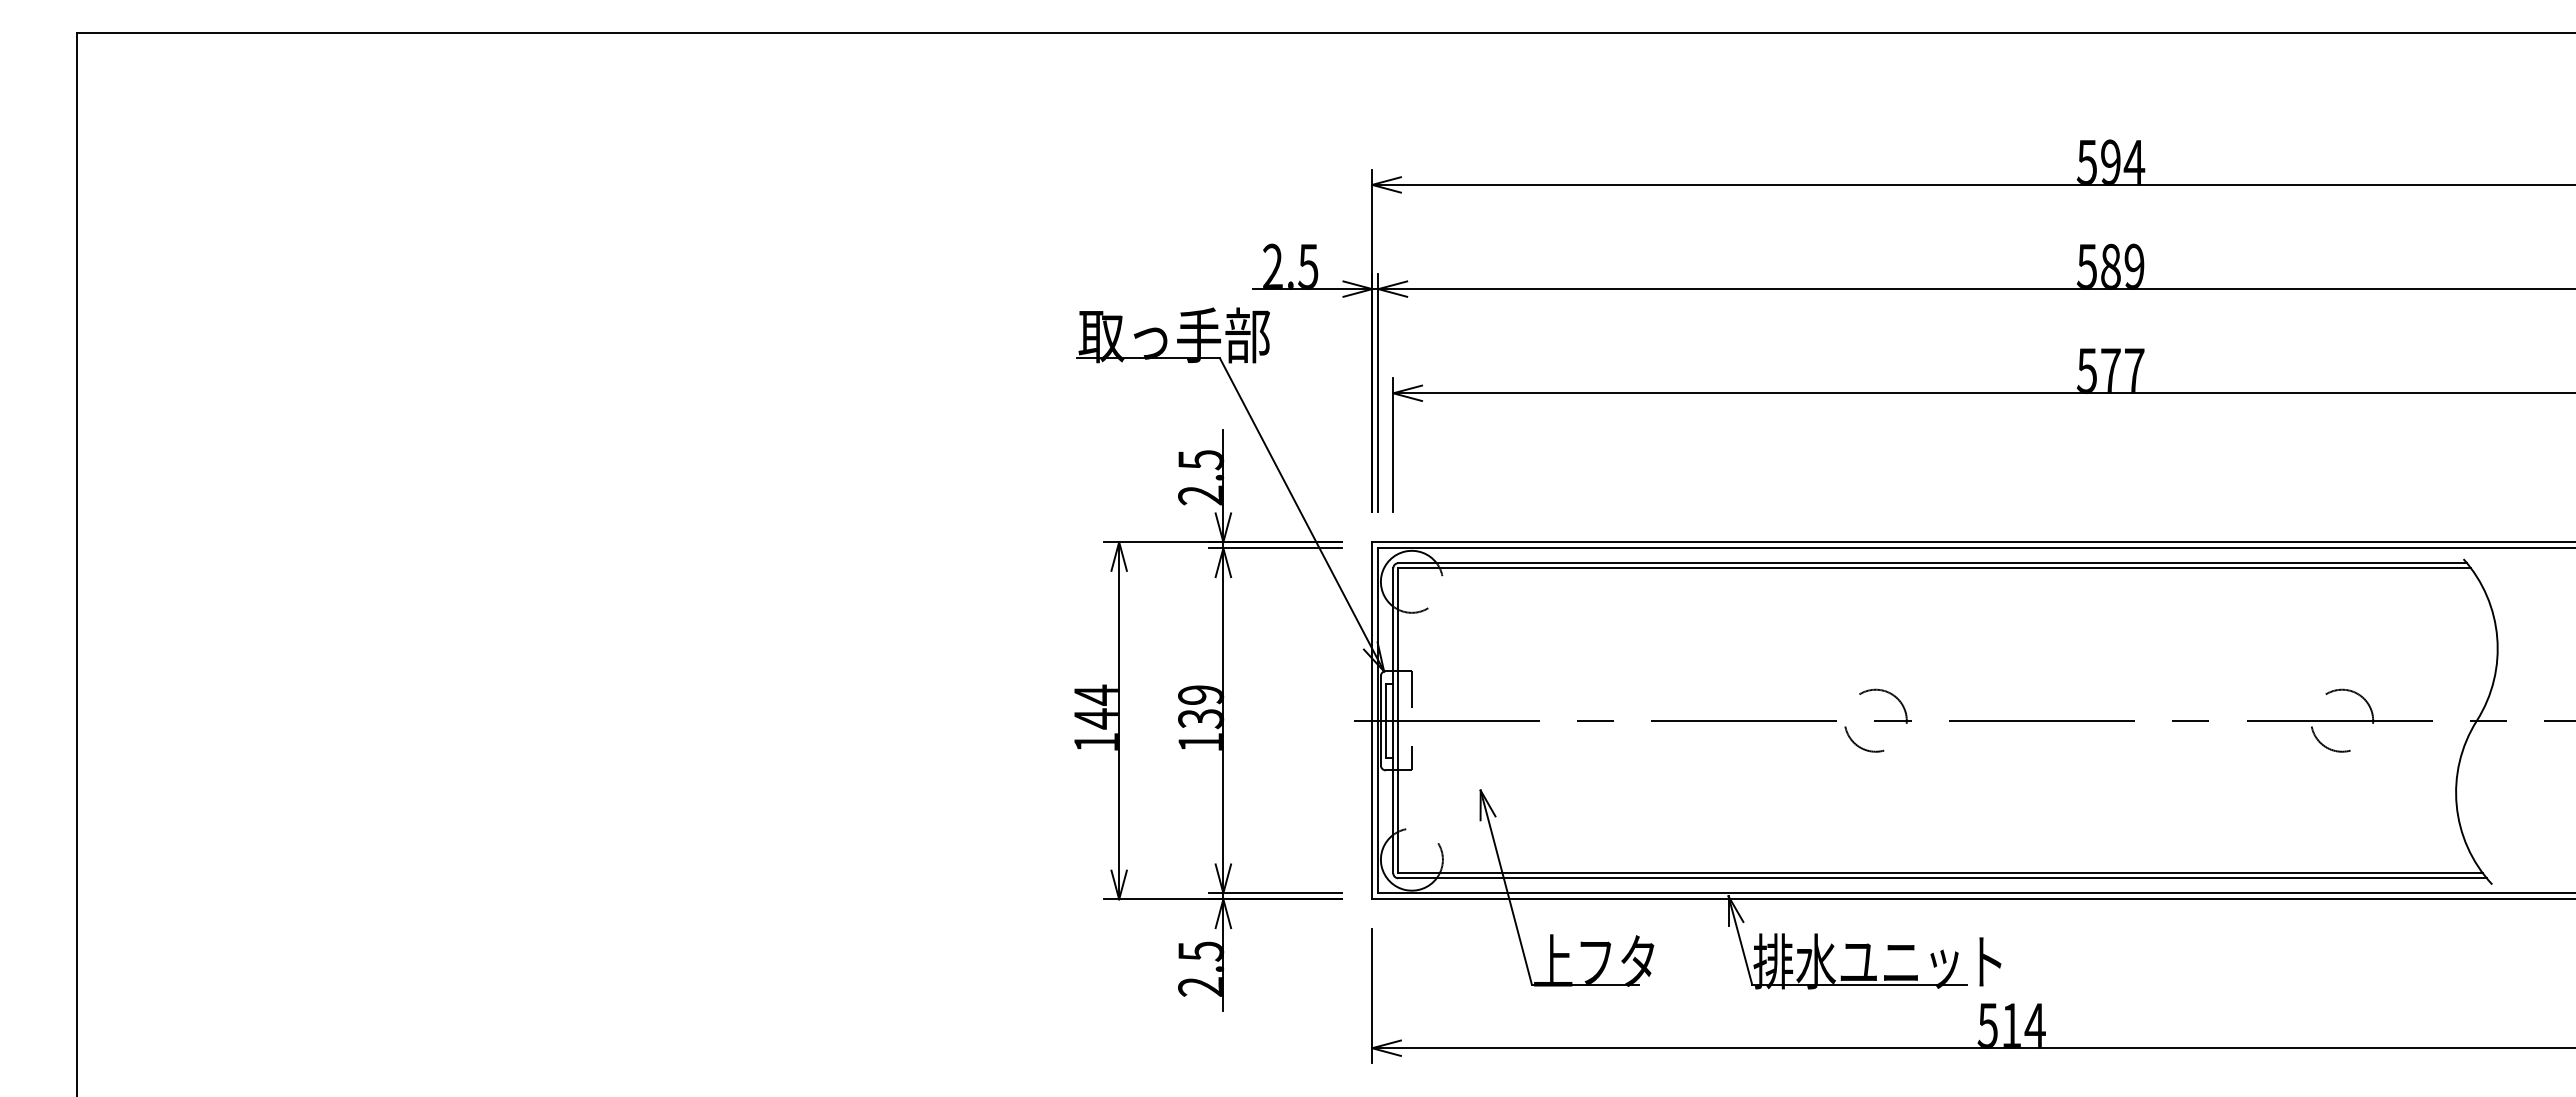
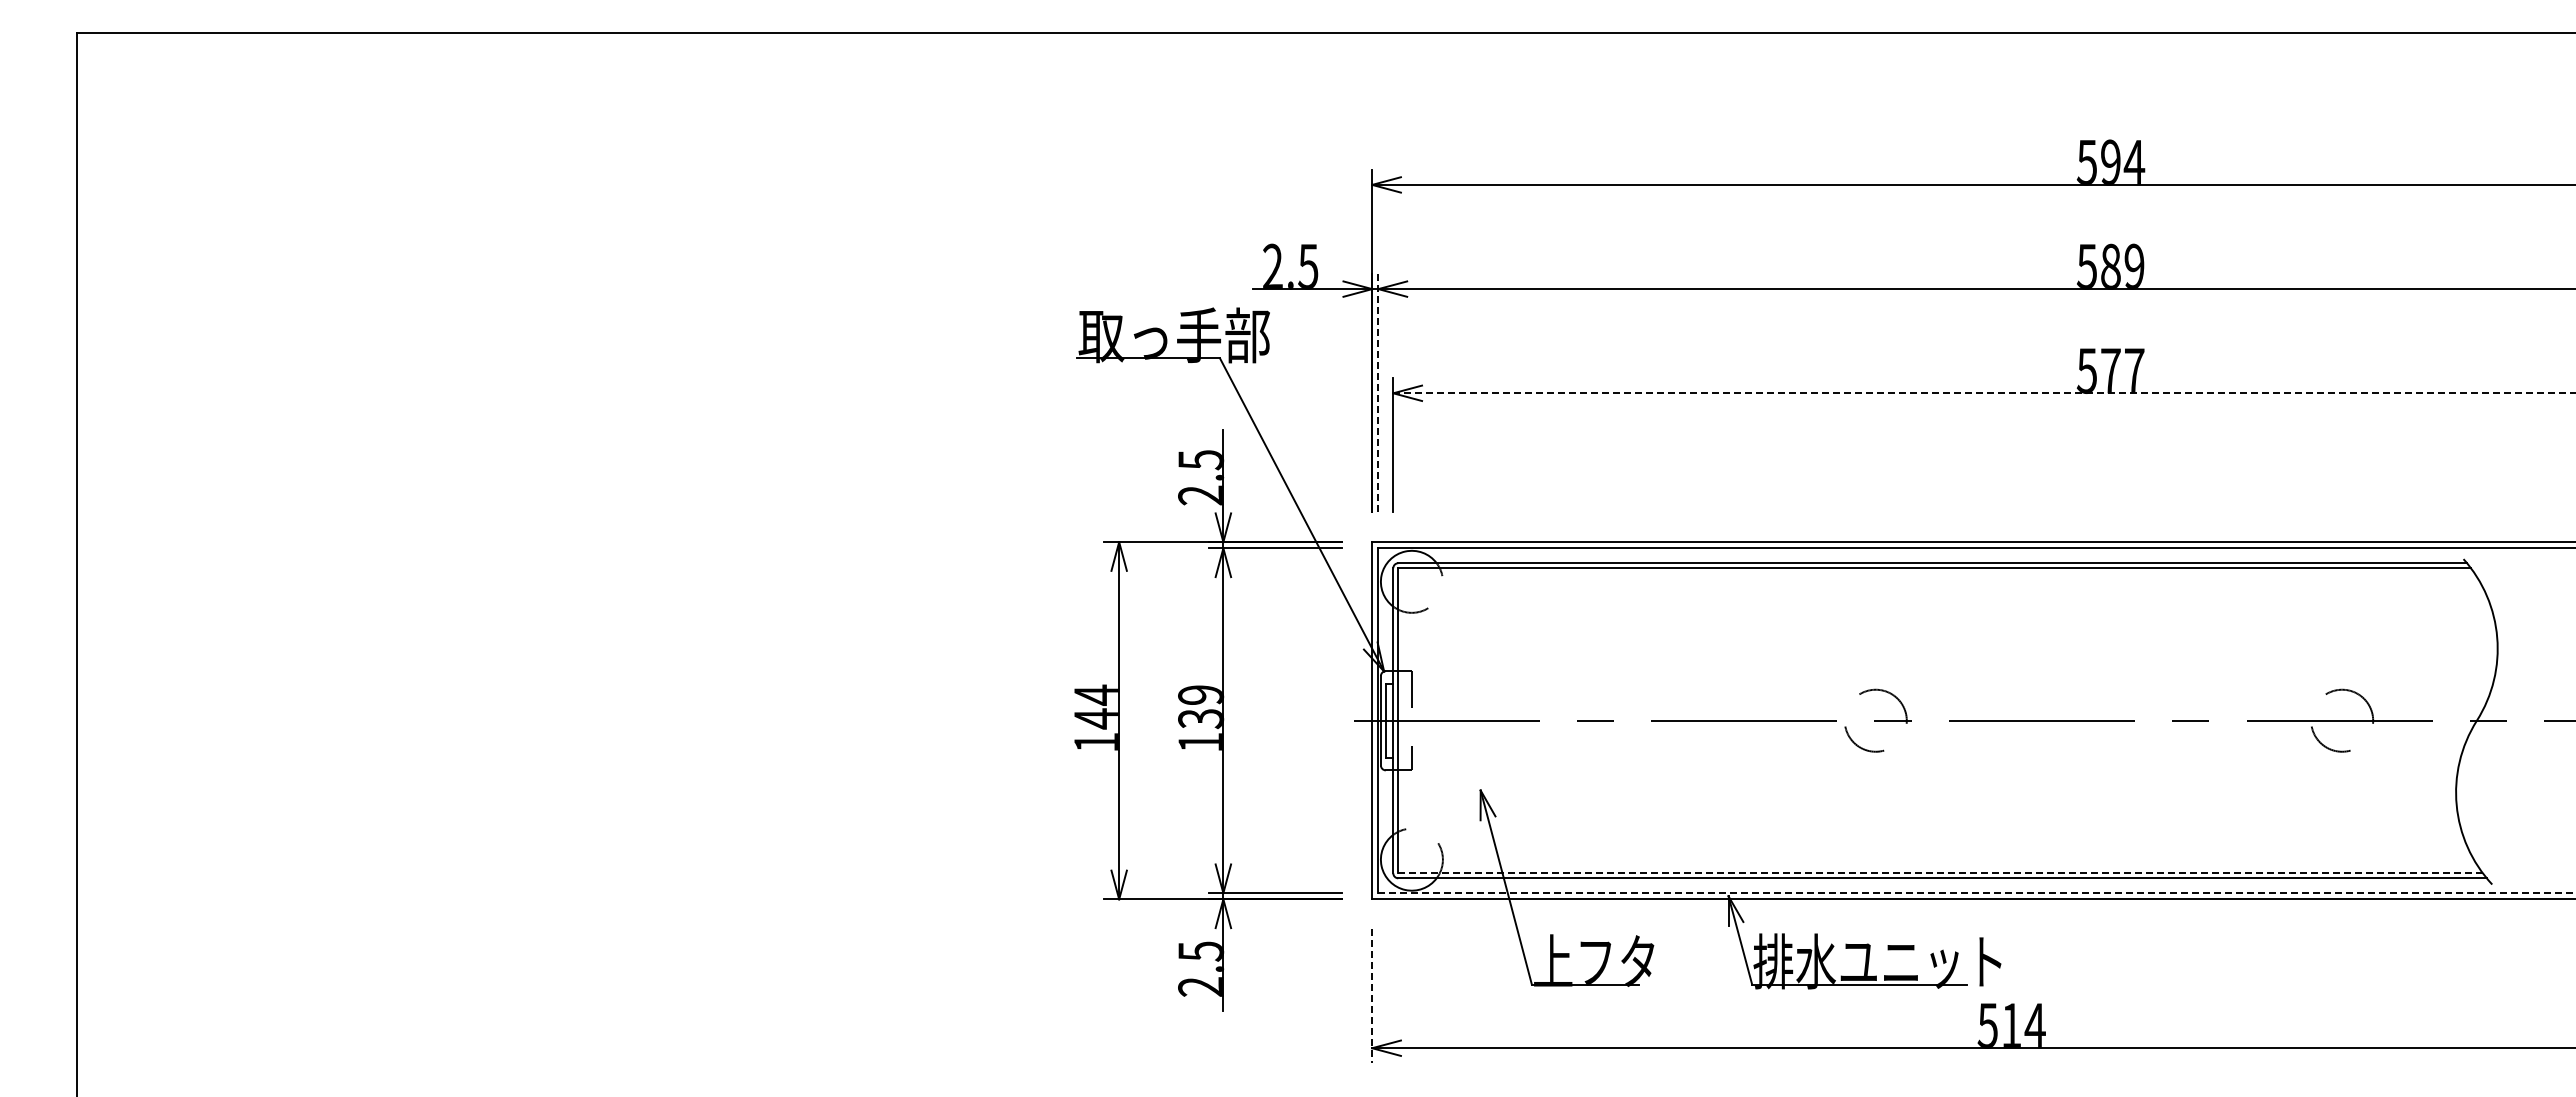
line: solid -> dashed (1378, 392)
line: solid -> dashed (1985, 393)
line: solid -> dashed (1941, 873)
line: solid -> dashed (1977, 893)
line: solid -> dashed (1372, 996)
